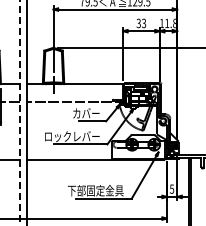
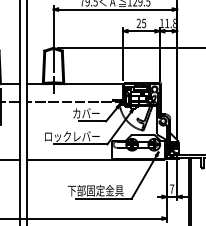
text: 33 -> 25 (141, 23)
line: dashed -> solid (19, 113)
text: 5 -> 7 (171, 188)
